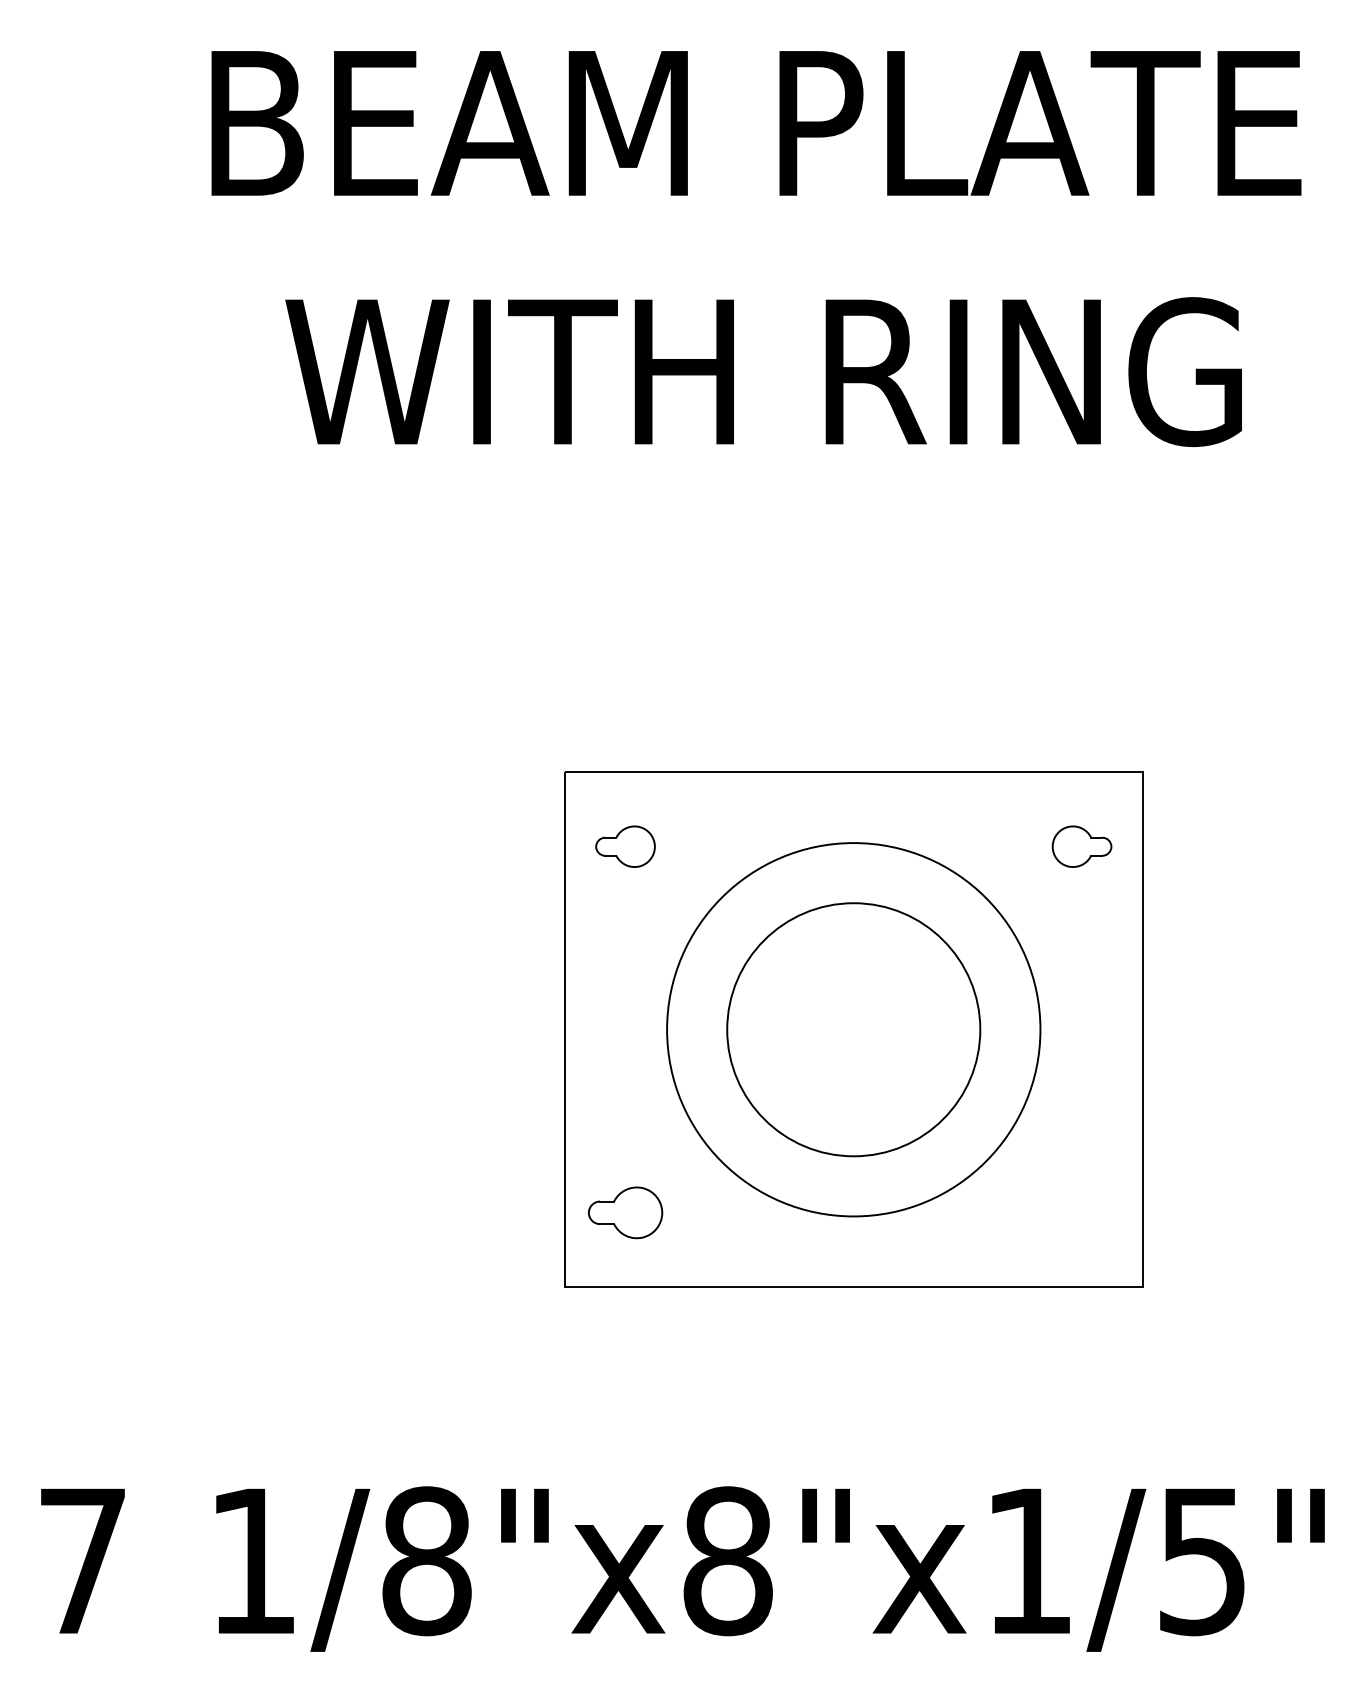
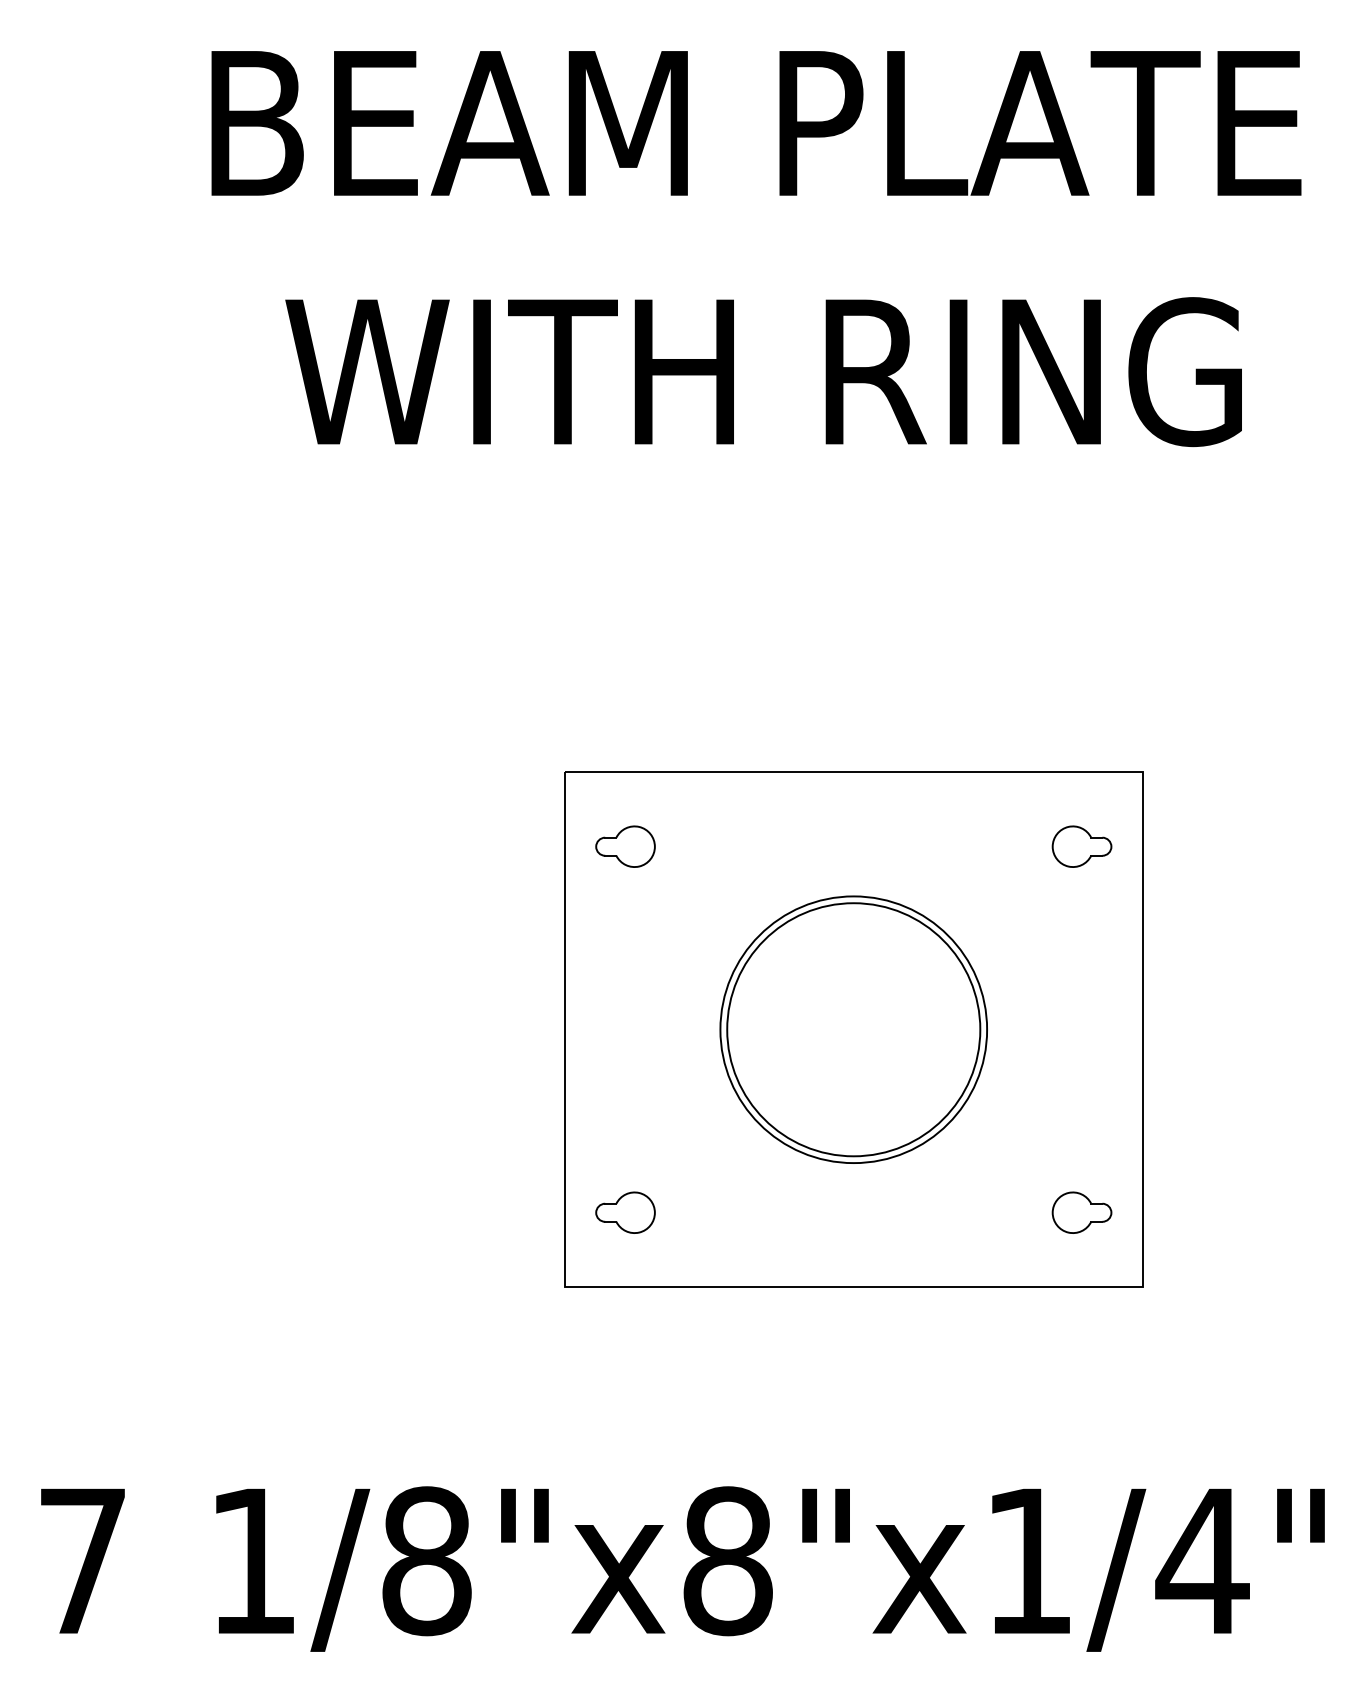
circle diameter: 373 px -> 267 px (853, 1029)
part size: 76x54 px -> 61x43 px (625, 1212)
part: none -> present (1081, 1212)
text: 1/8"x8"x1/5" -> 1/8"x8"x1/4" (1202, 1562)
